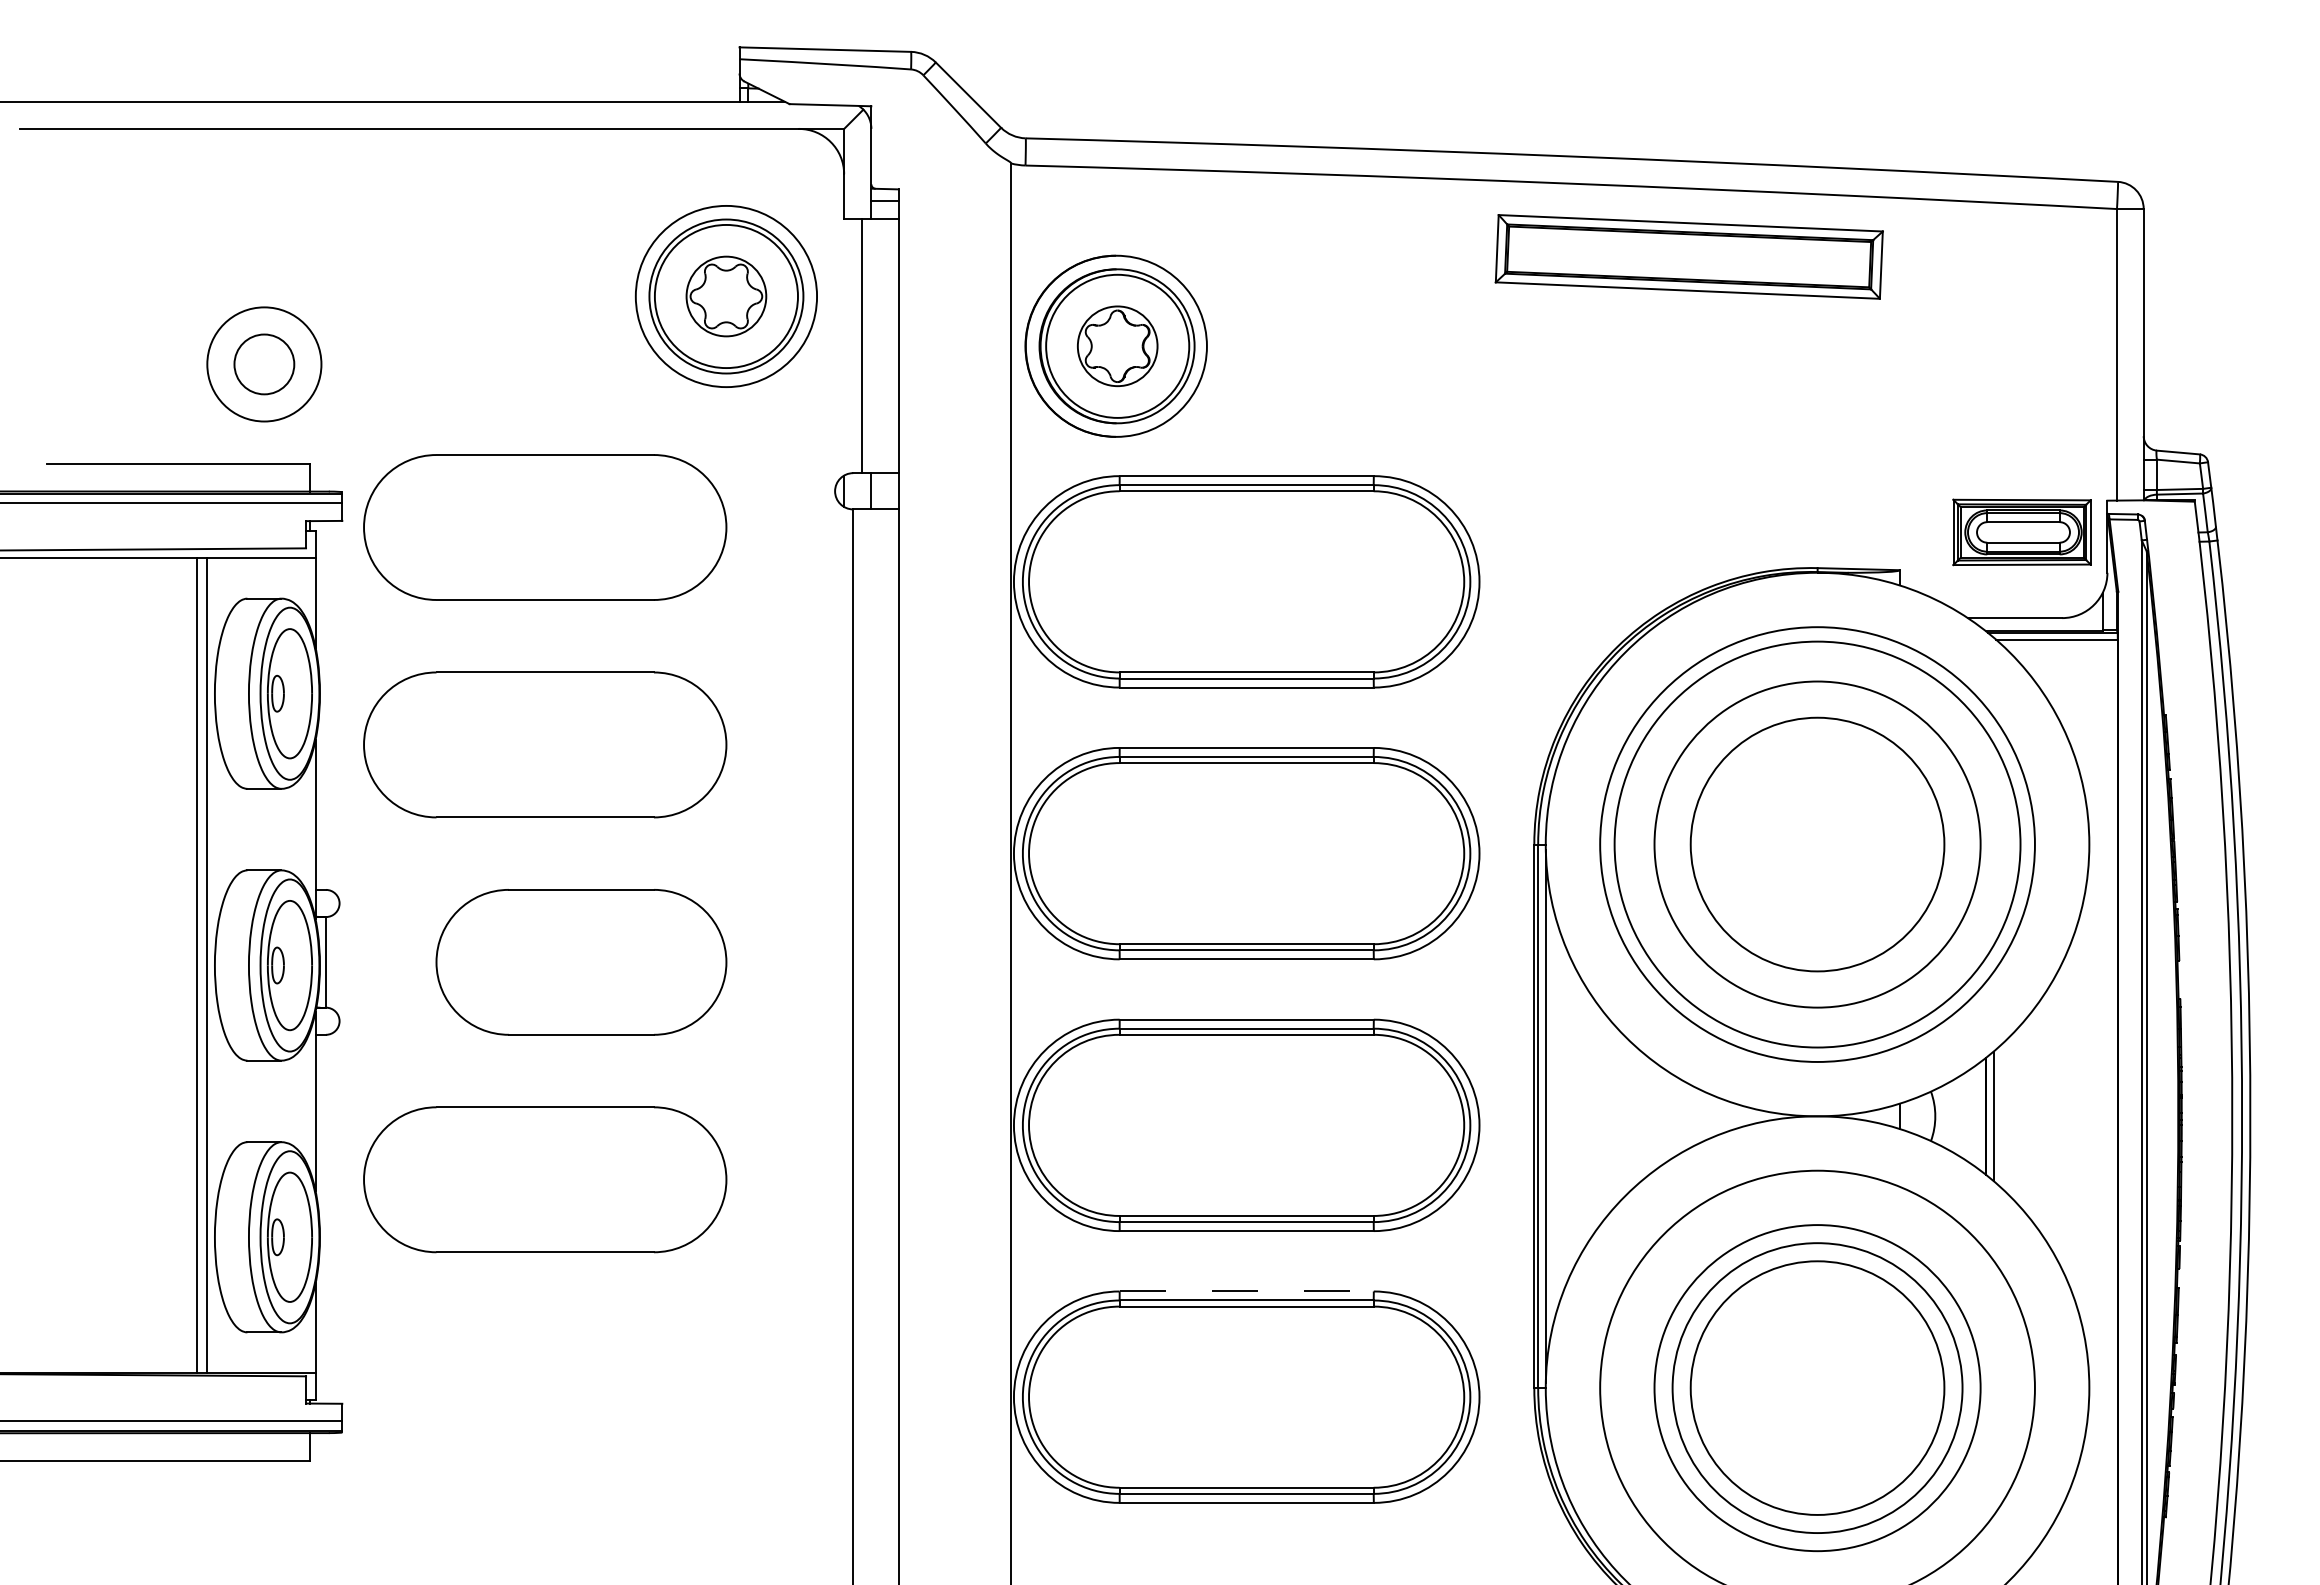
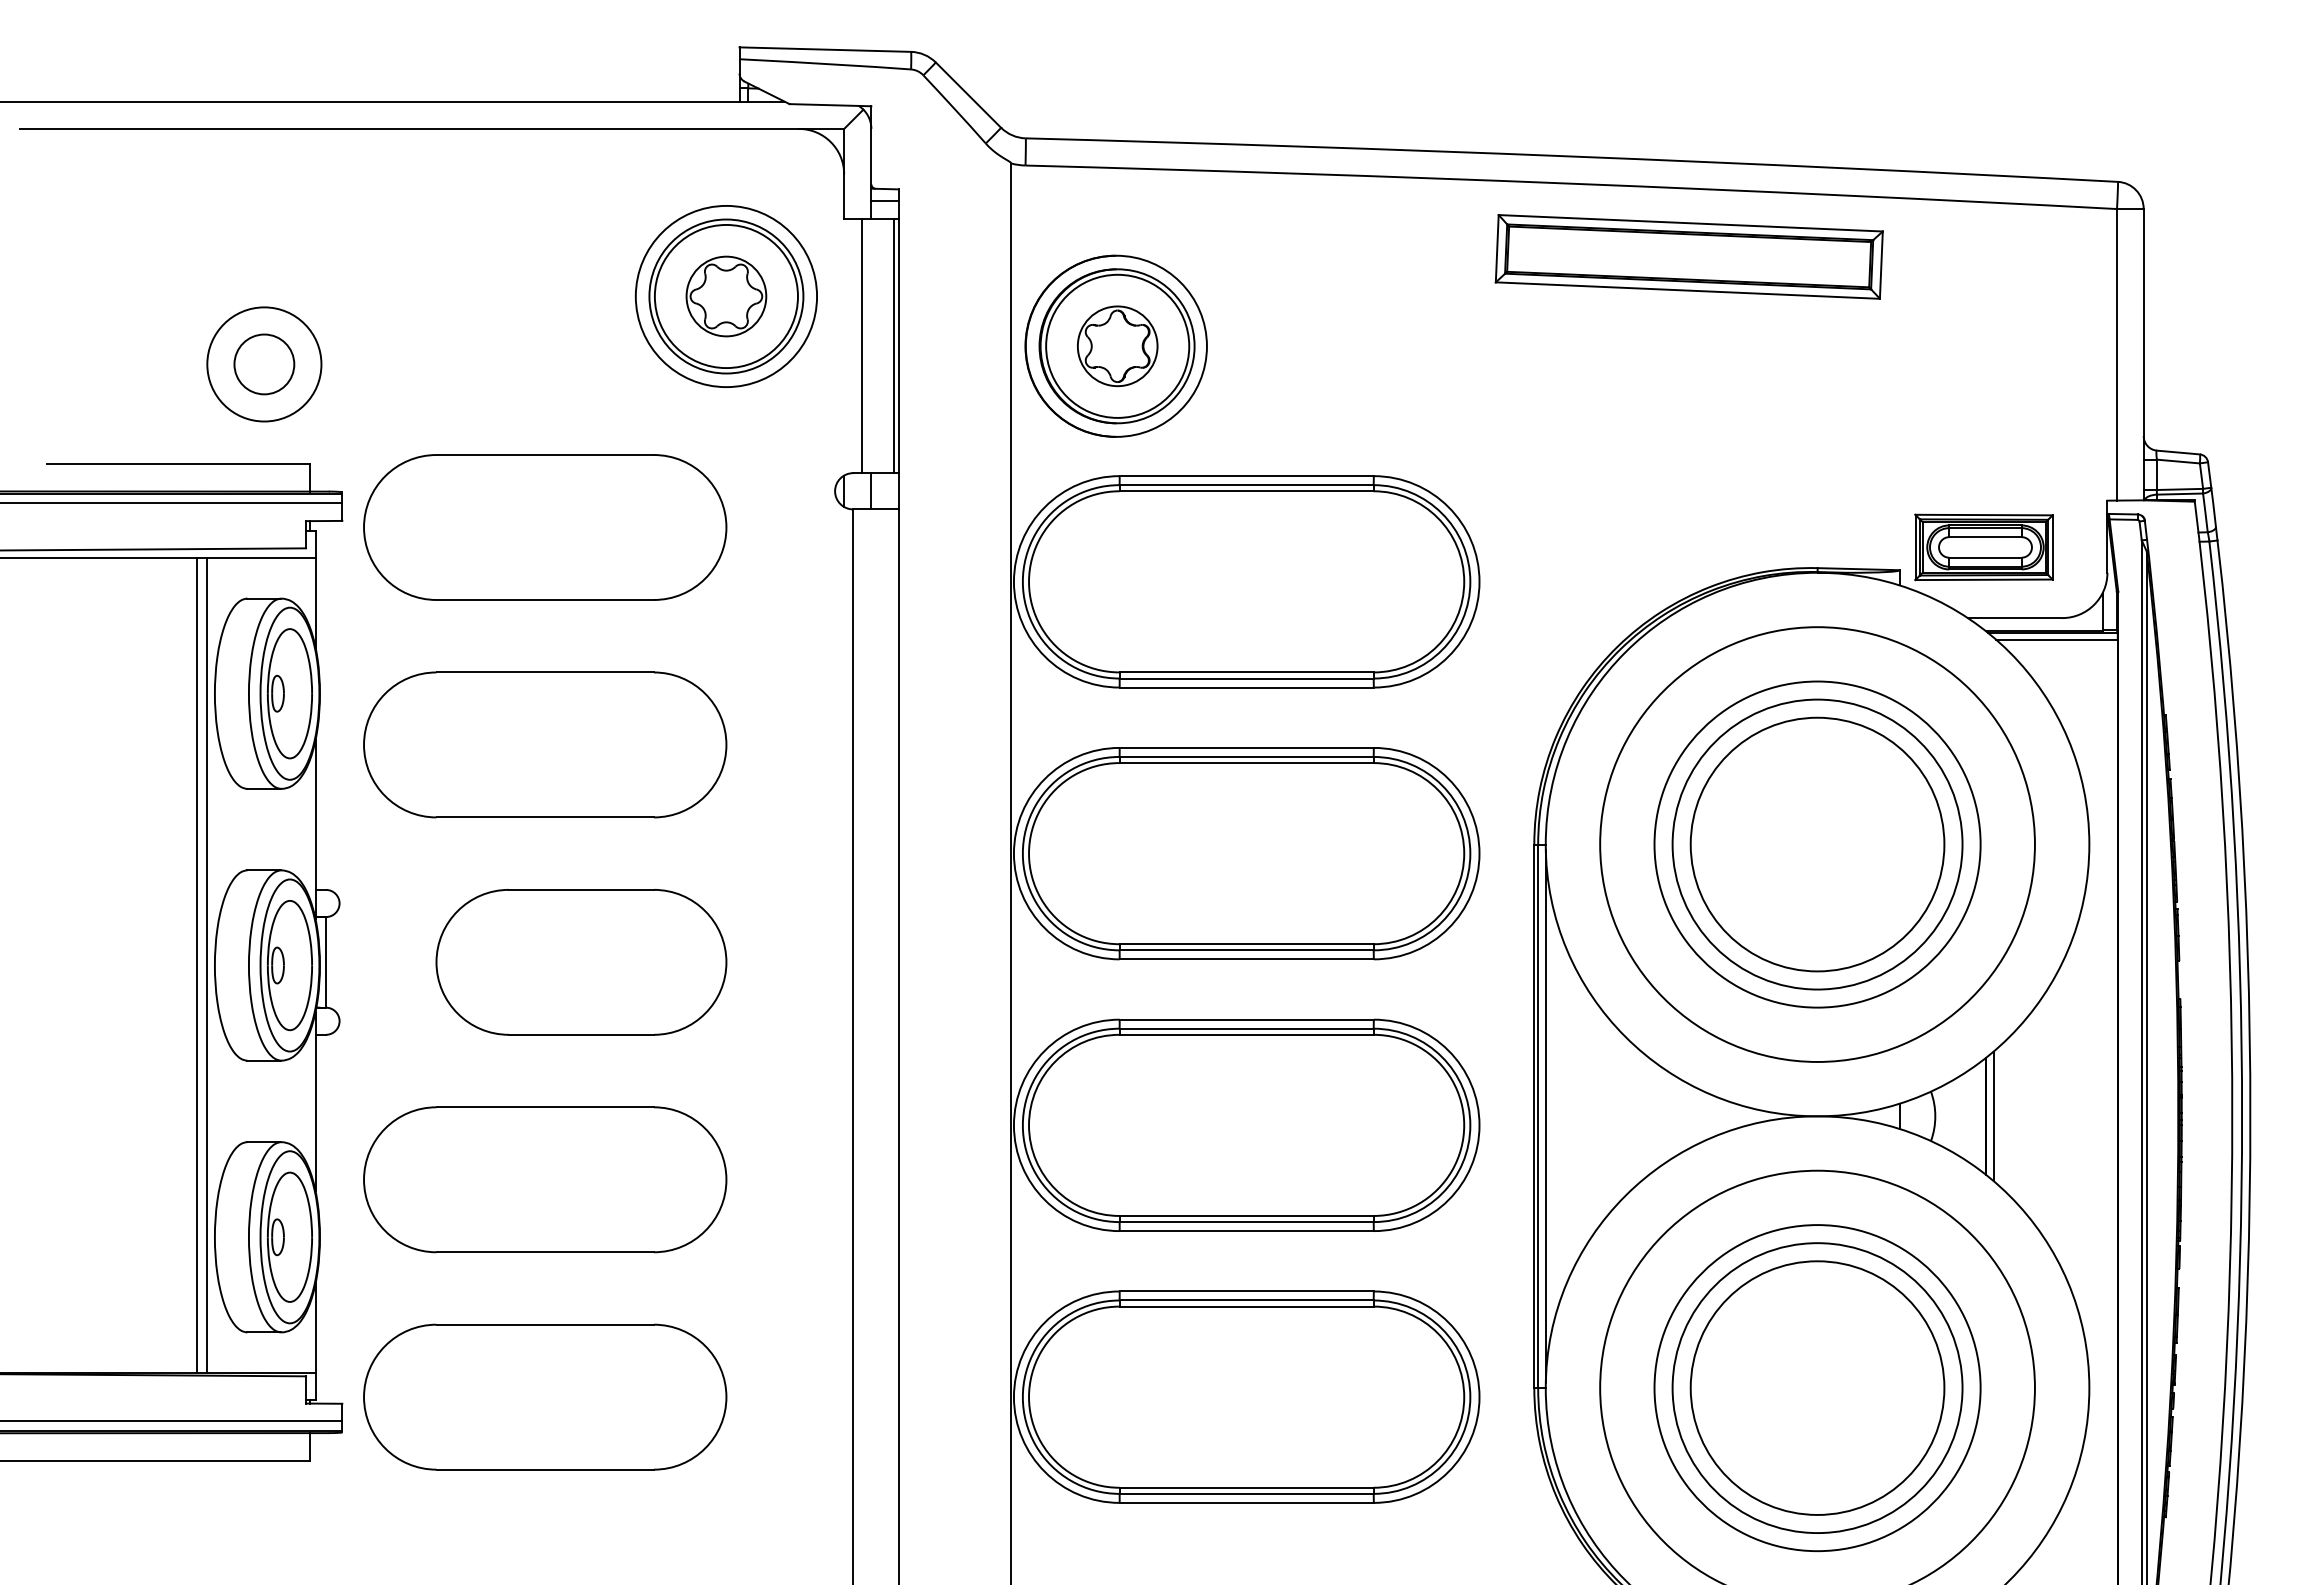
line: none -> present (893, 346)
part position: (2021, 532) -> (1983, 547) (1983, 547)
circle diameter: 406 px -> 290 px (1817, 844)
line: dashed -> solid (1247, 1291)
part: none -> present (545, 1396)
